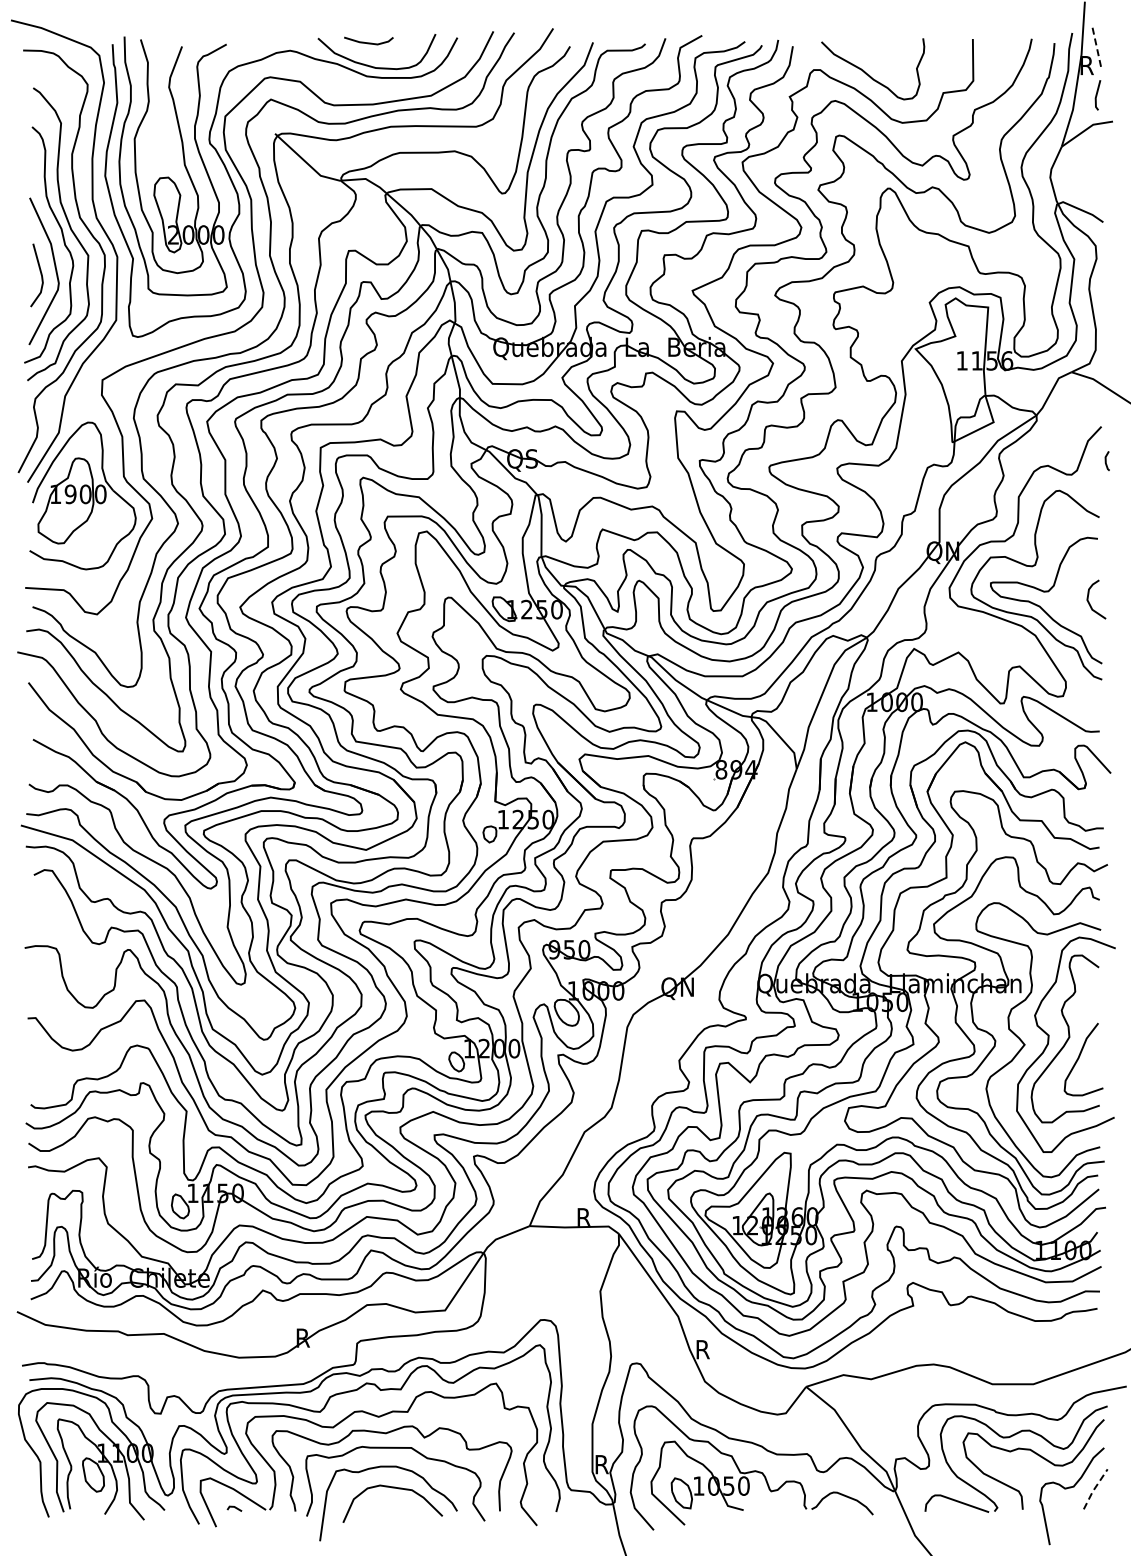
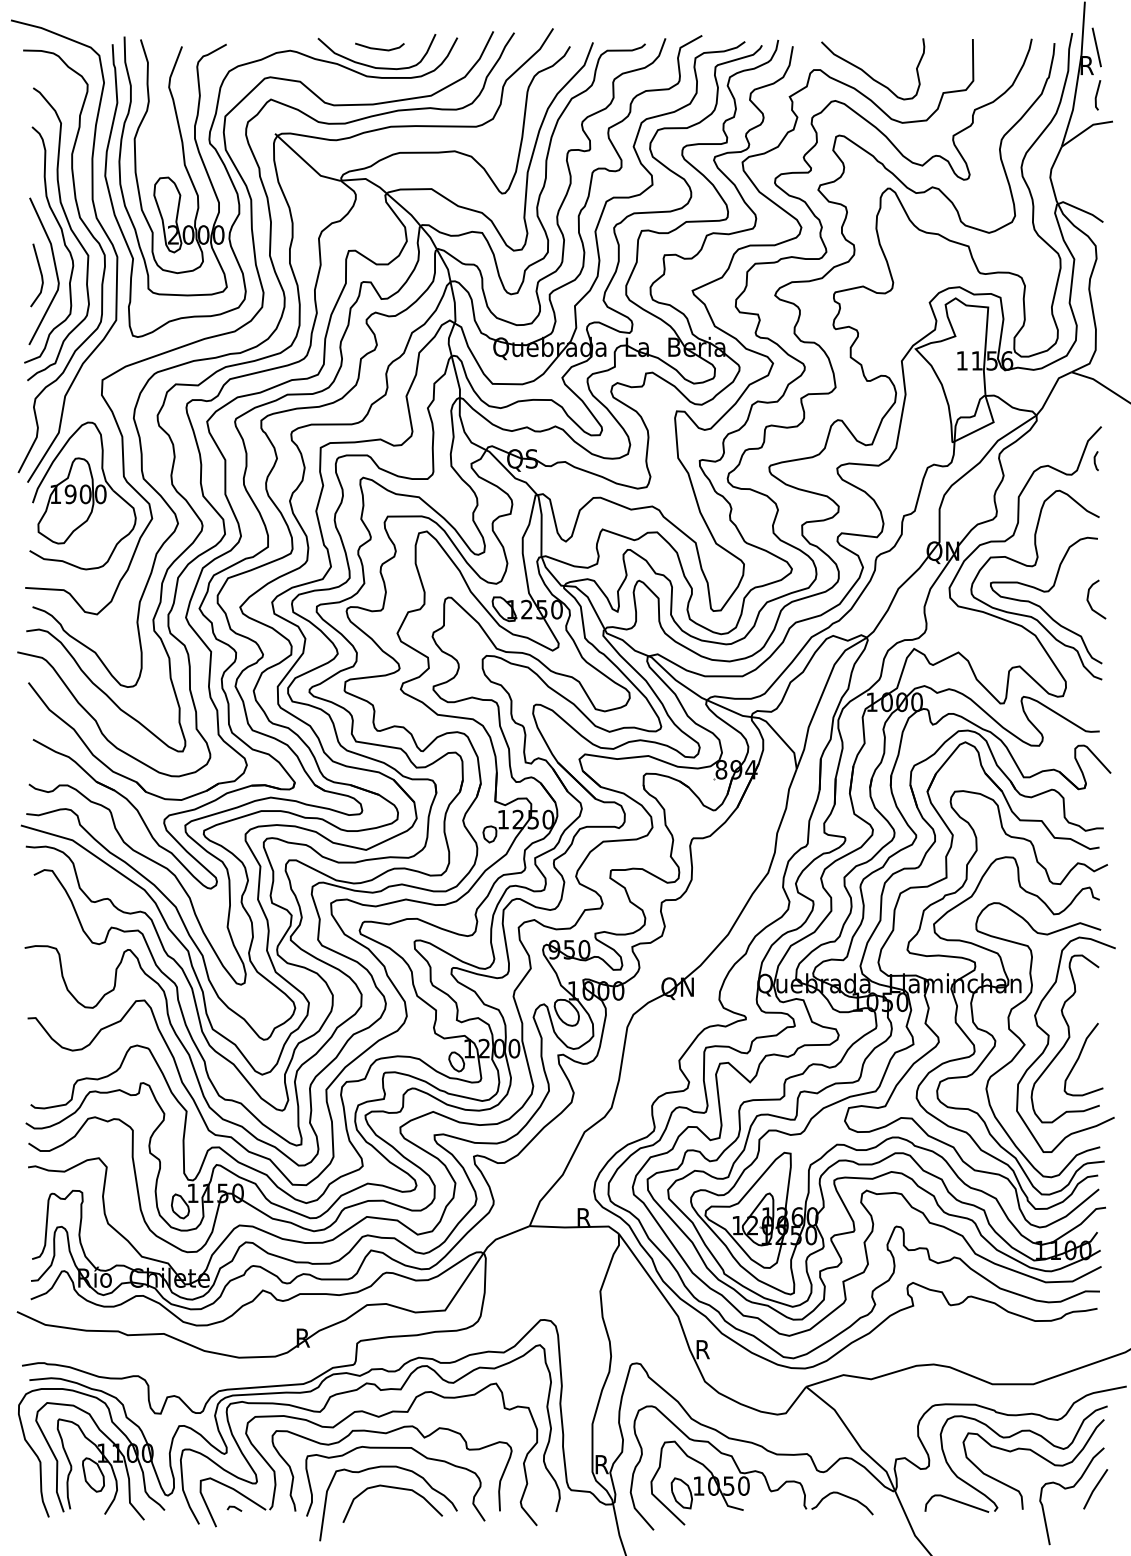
line position: (368, 42) -> (379, 48) (379, 48)
line: dashed -> solid (1096, 47)
line position: (1106, 460) -> (1095, 460) (1095, 460)
line: dashed -> solid (1094, 1489)
